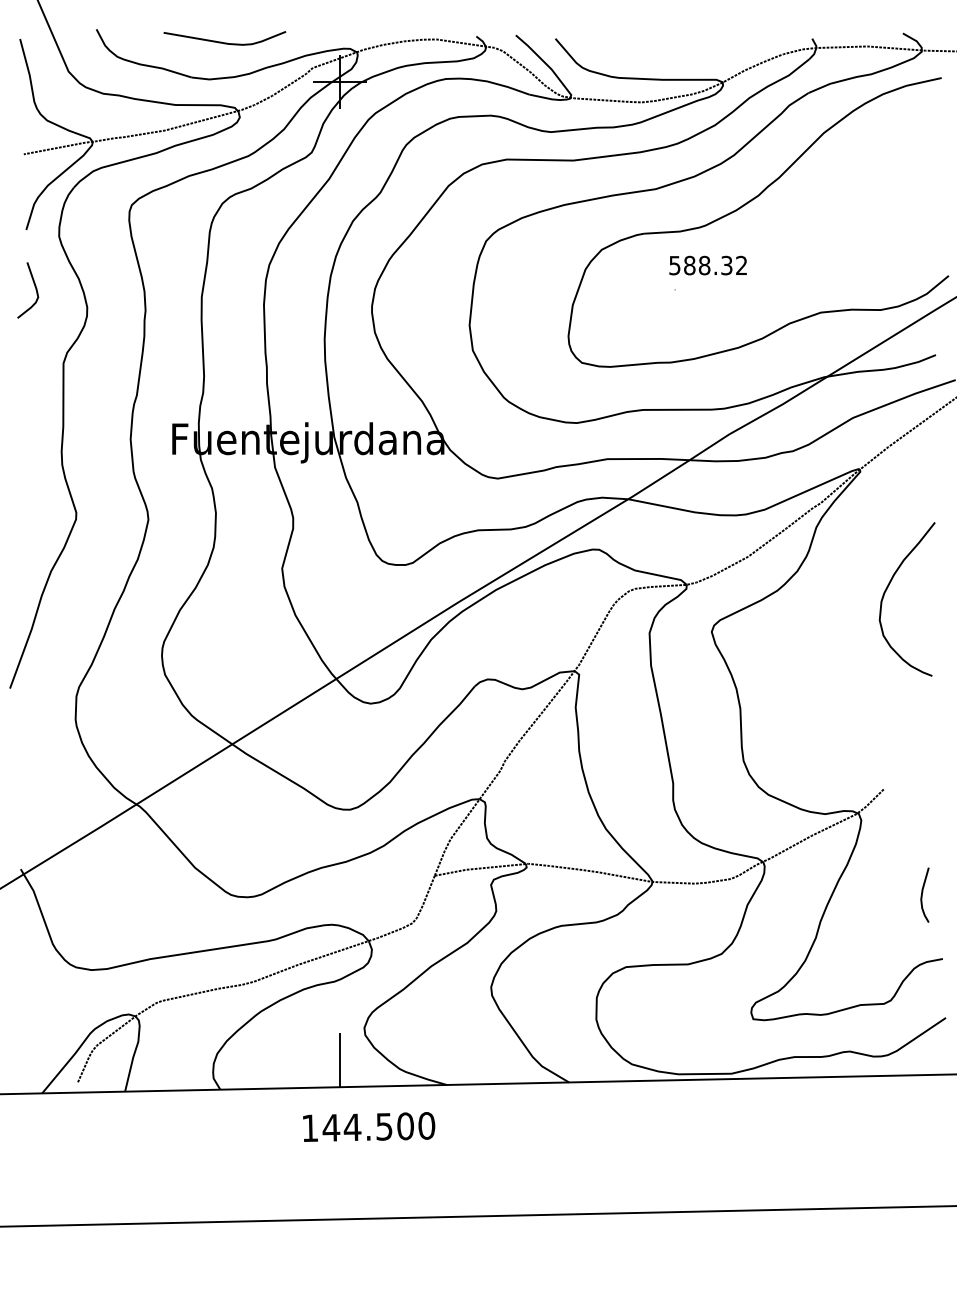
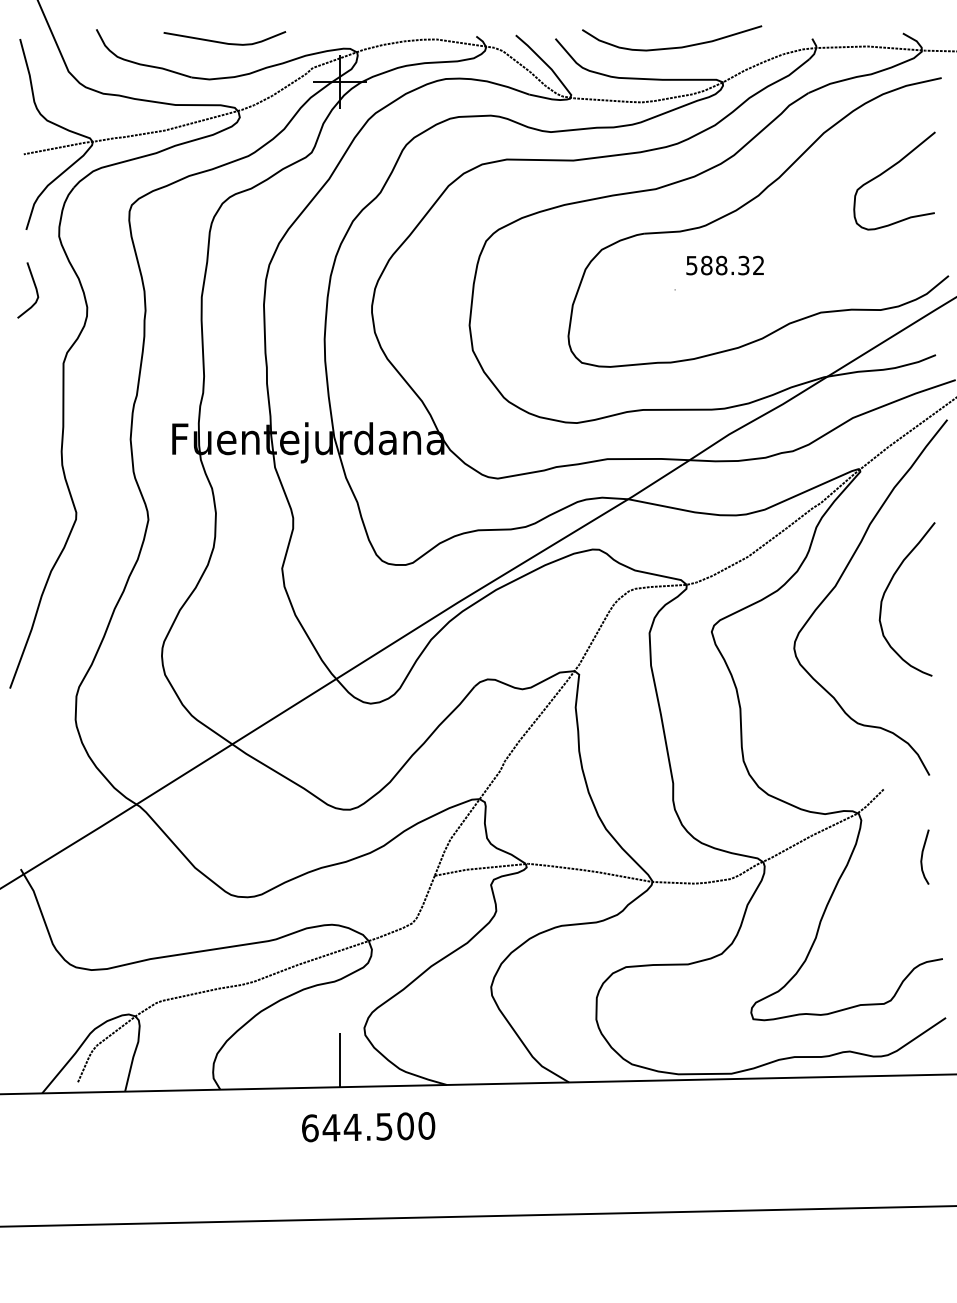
curve: none -> present (672, 47)
curve: none -> present (888, 170)
text position: (707, 265) -> (724, 265) (724, 265)
curve: none -> present (839, 581)
curve position: (922, 894) -> (922, 856) (922, 856)
text: 144.500 -> 644.500 (310, 1128)
